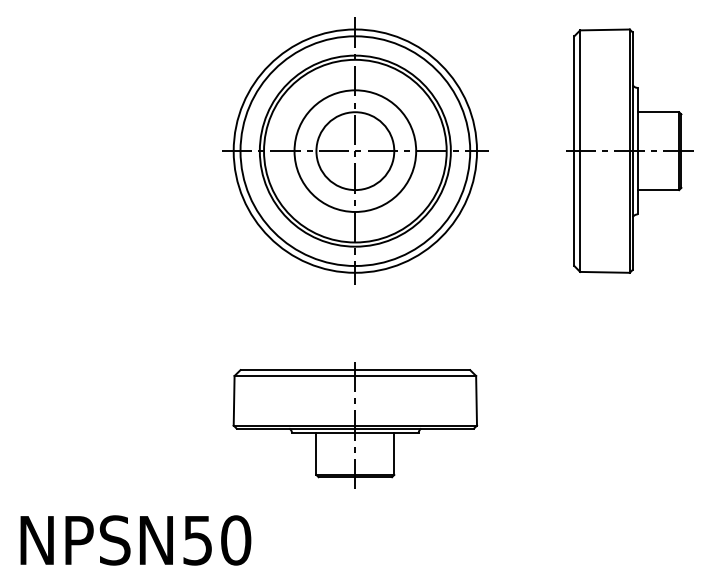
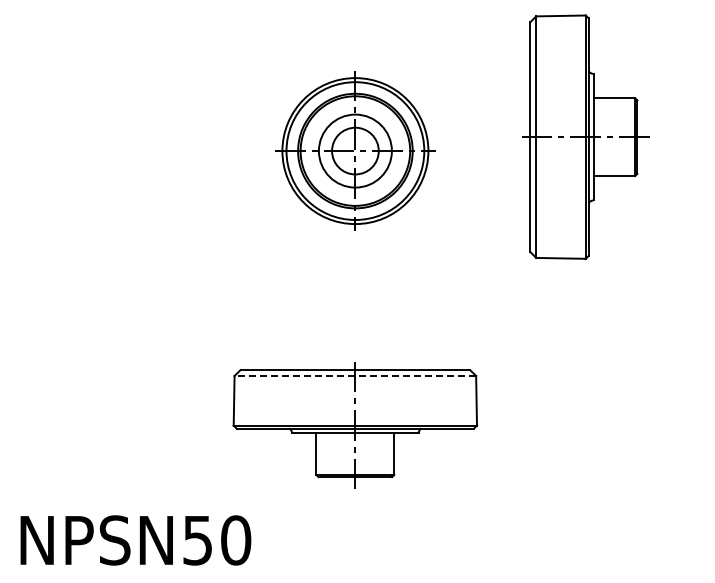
part size: 267x268 px -> 161x160 px (355, 150)
part position: (629, 150) -> (585, 136) (585, 136)
line: solid -> dashed (355, 375)
